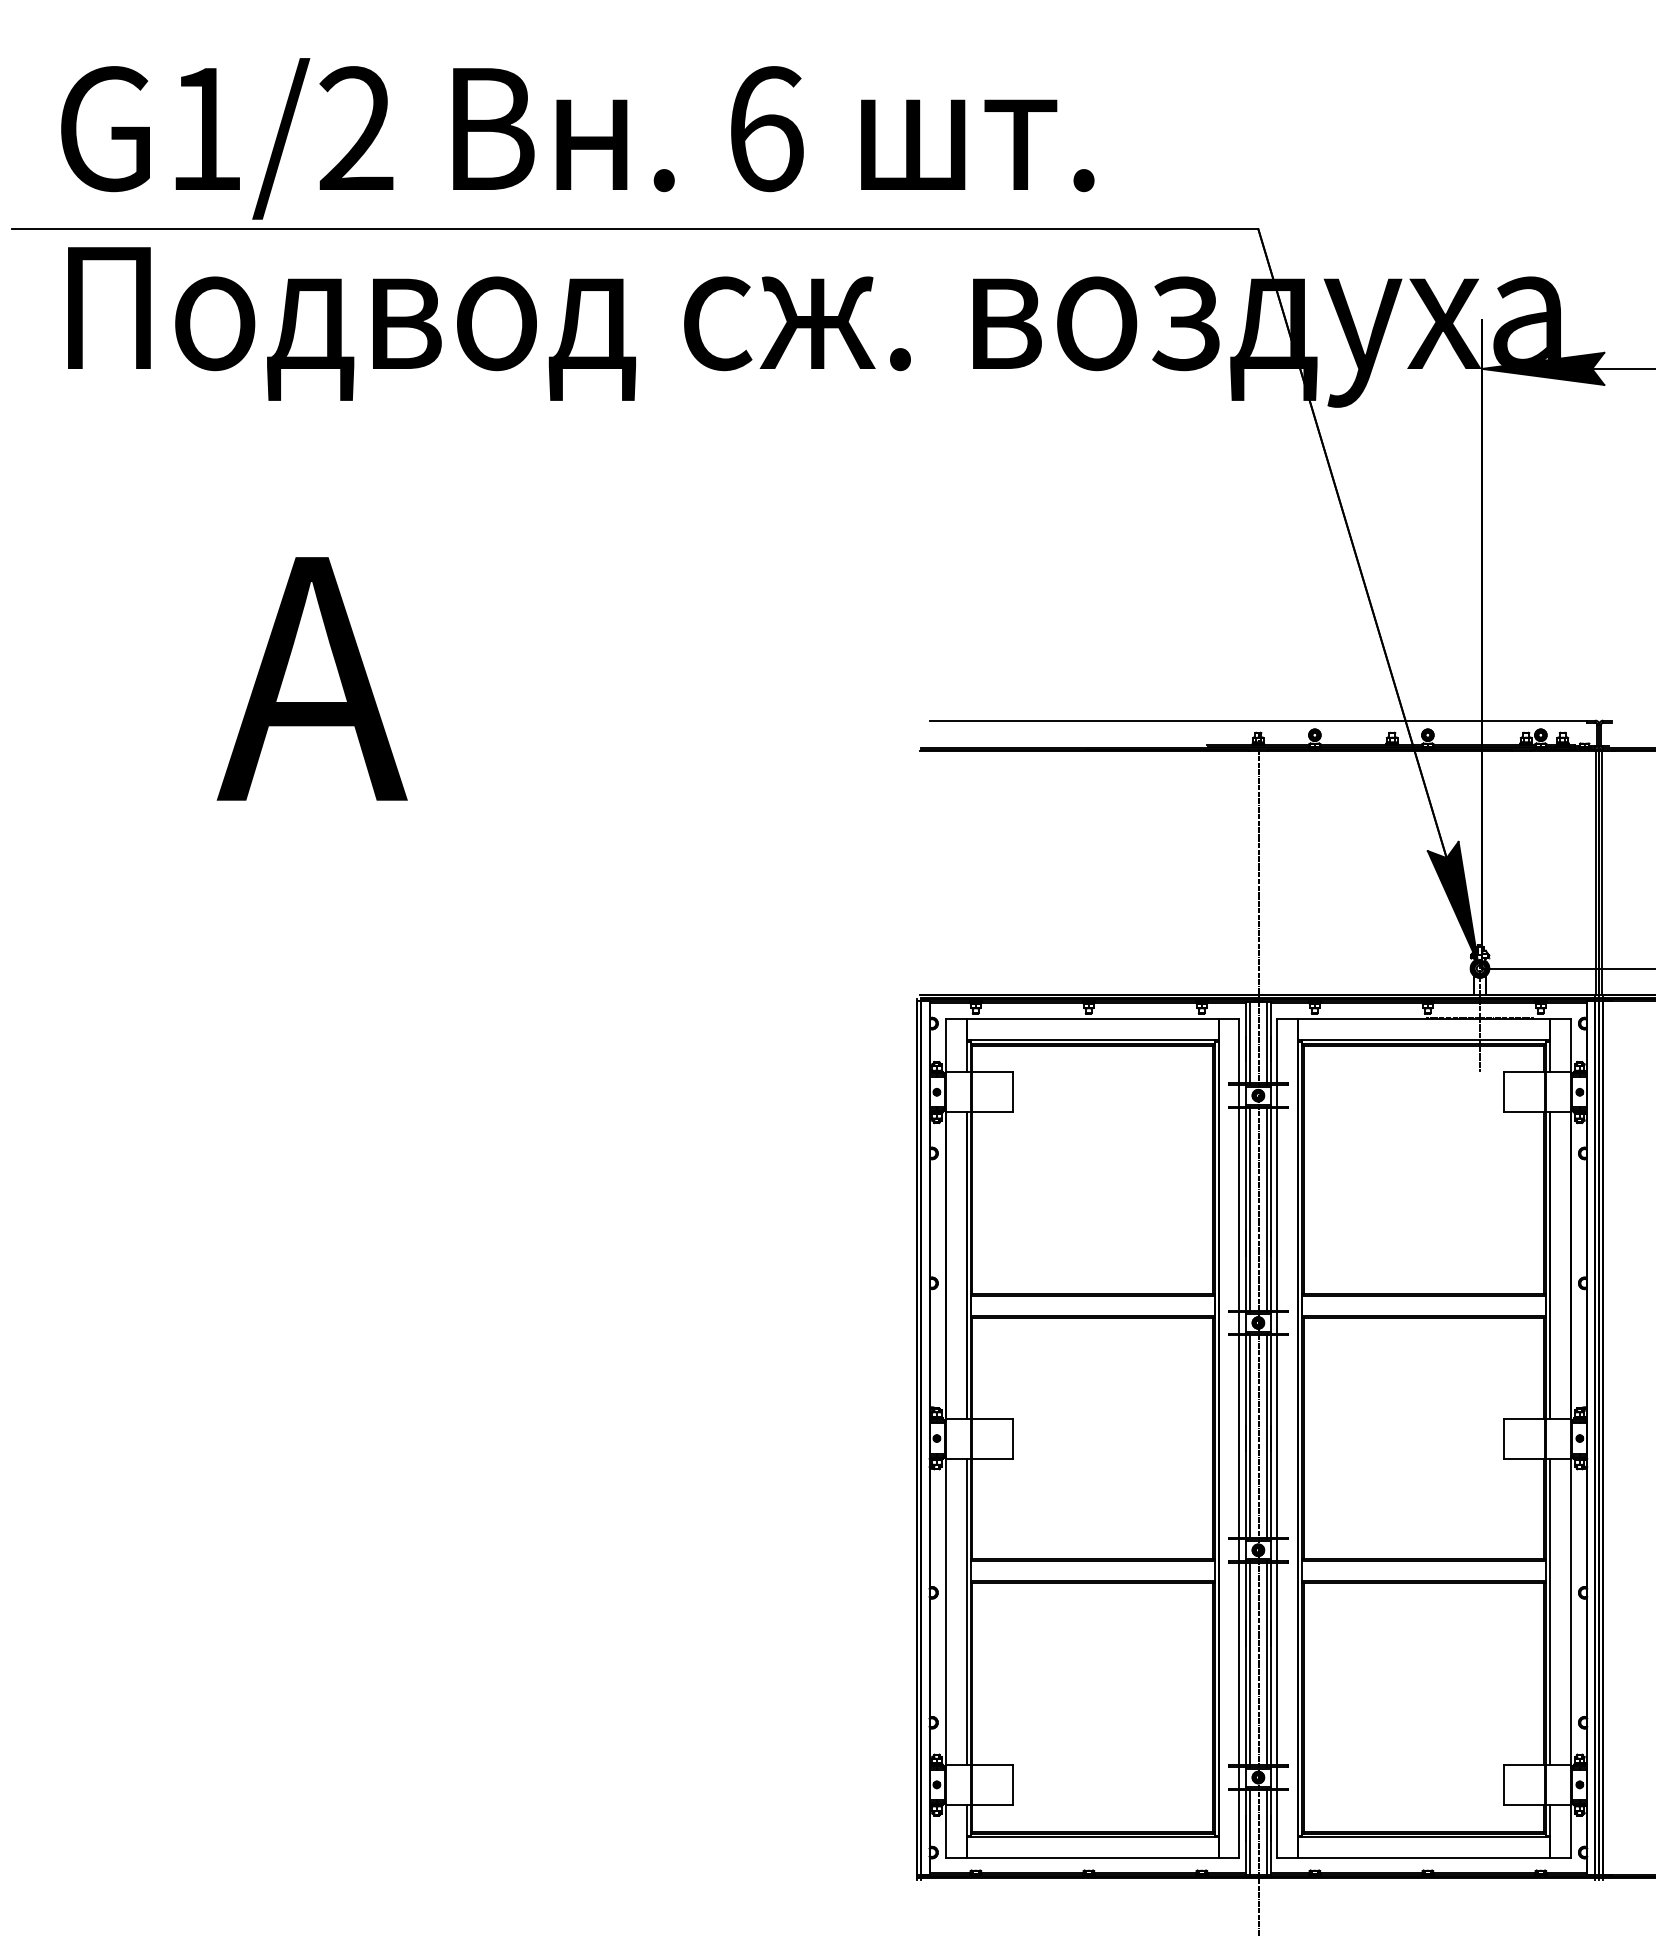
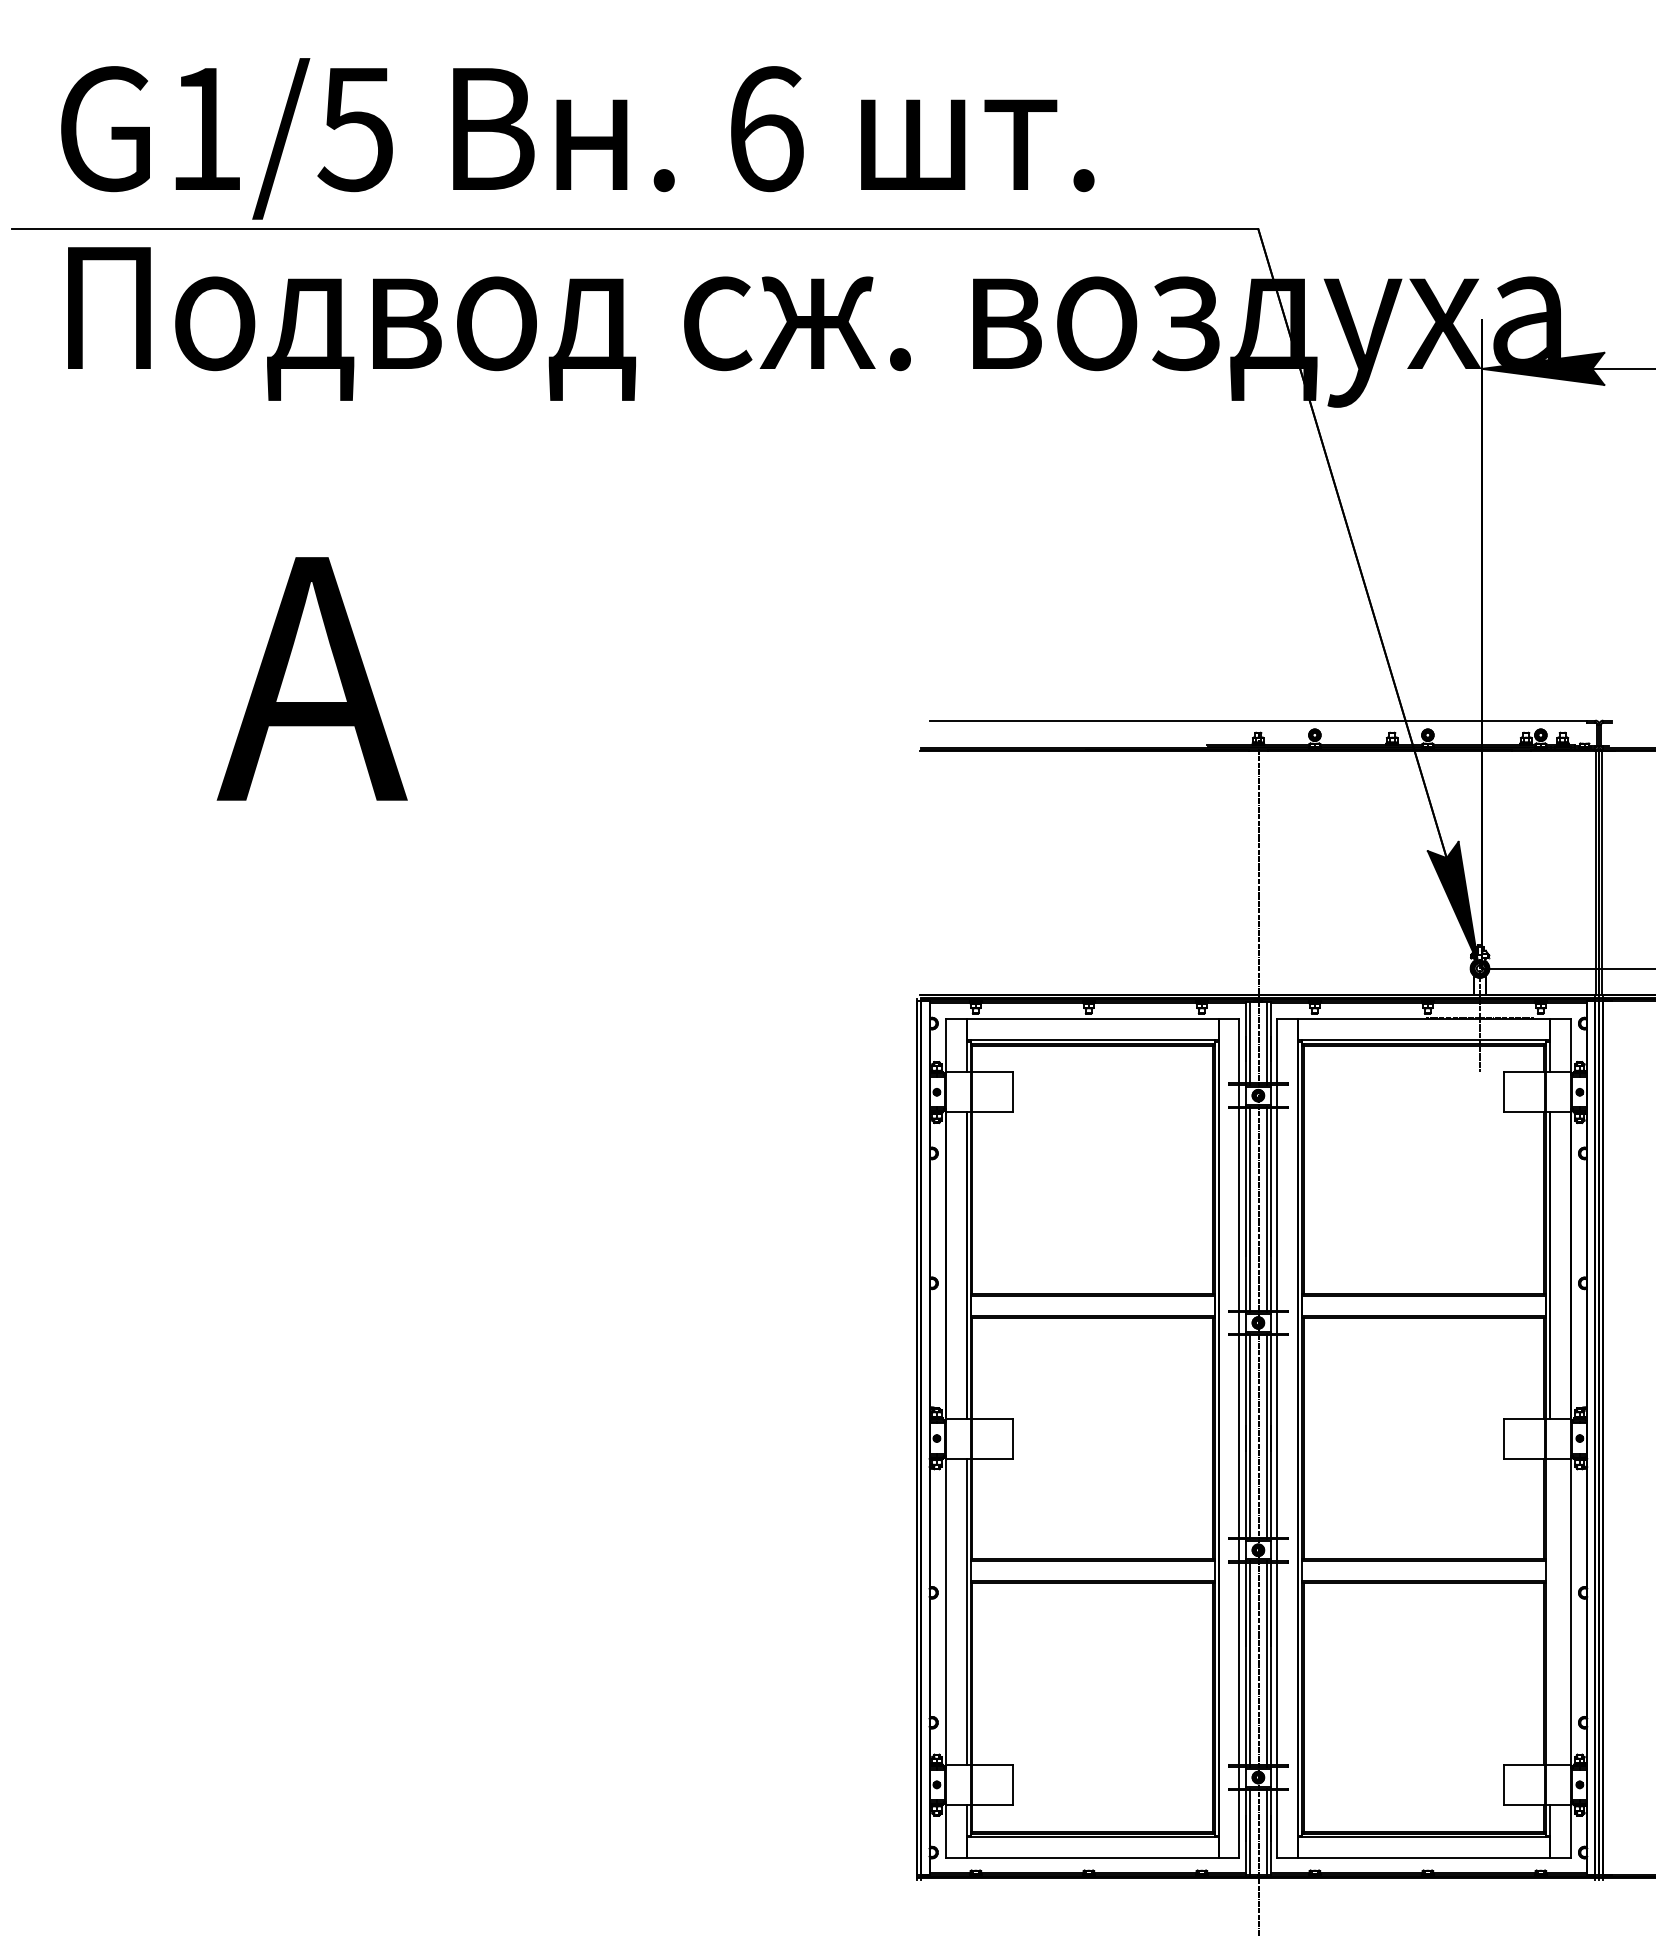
text: G1/2 -> G1/5 (355, 129)
line: present -> none (1550, 1611)
